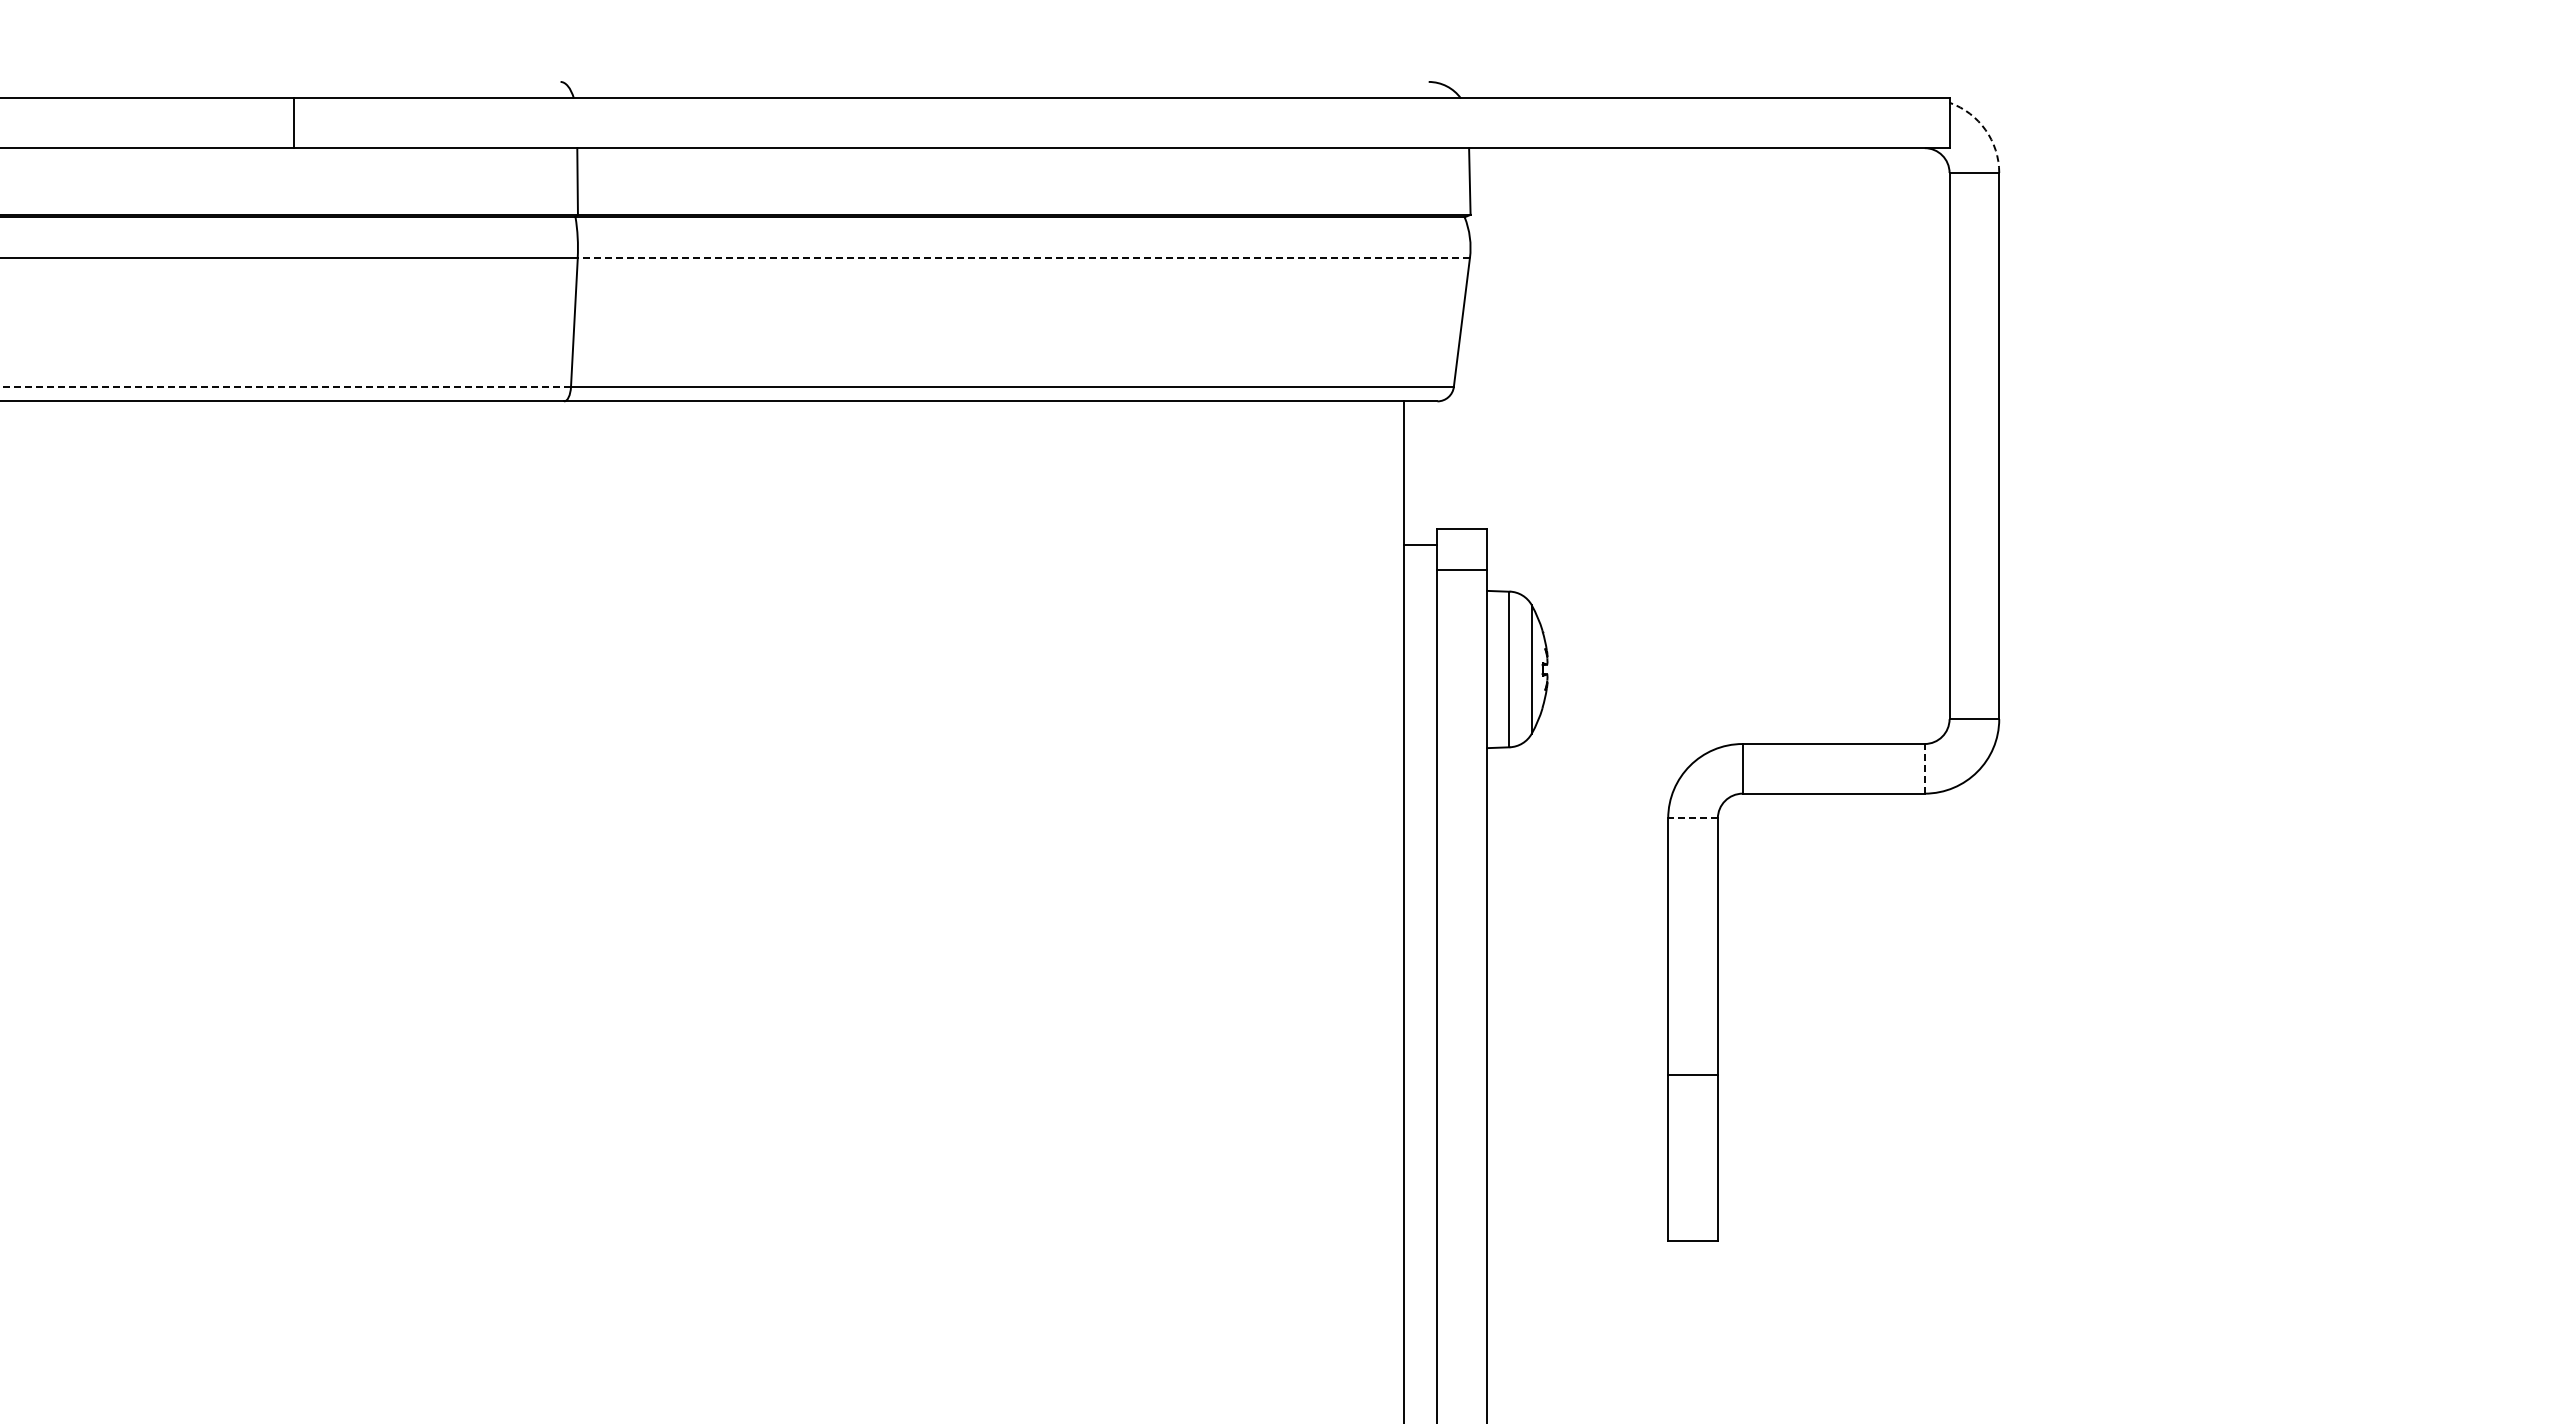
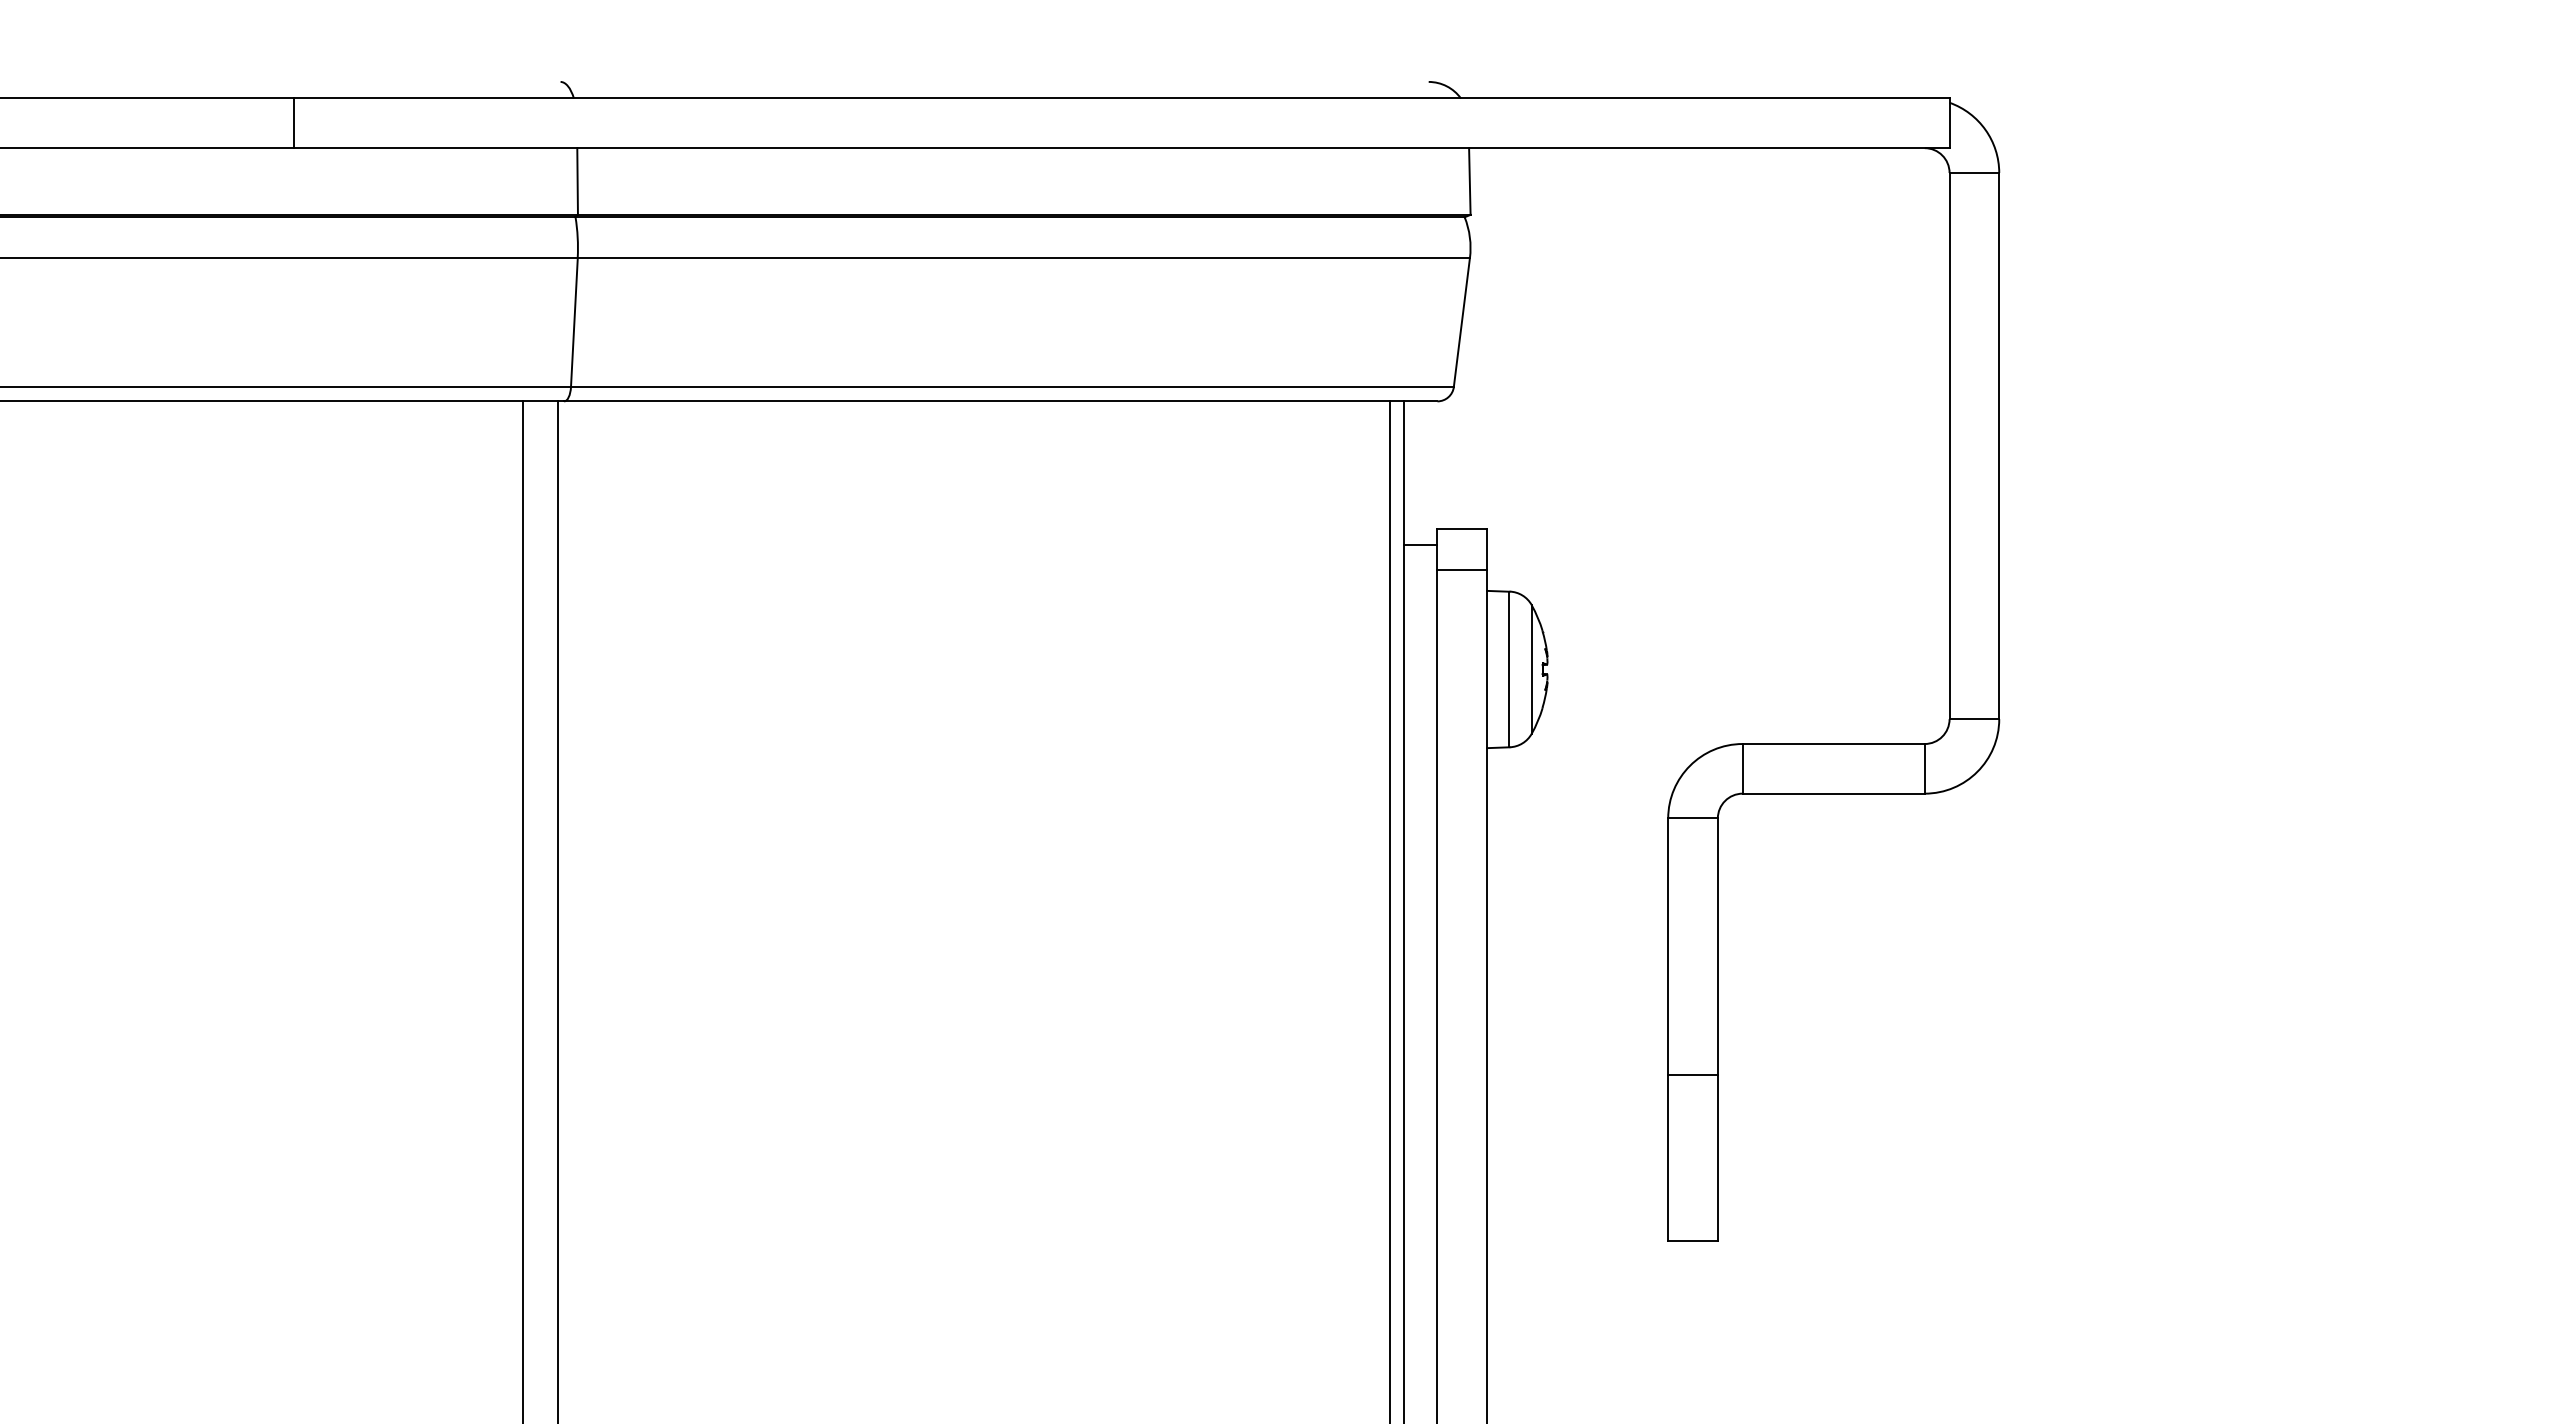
arc: dashed -> solid (1985, 129)
line: dashed -> solid (1023, 258)
line: dashed -> solid (285, 386)
line: dashed -> solid (1924, 768)
line: dashed -> solid (1693, 818)
line: none -> present (523, 910)
line: none -> present (558, 910)
line: none -> present (1389, 910)
